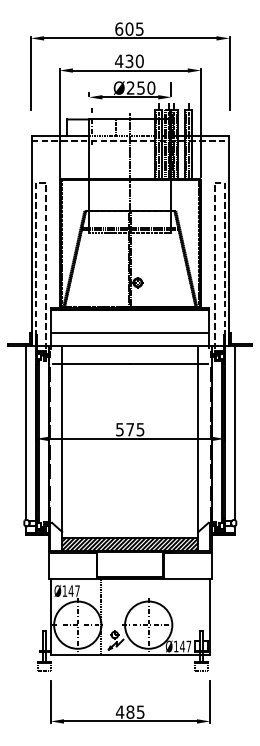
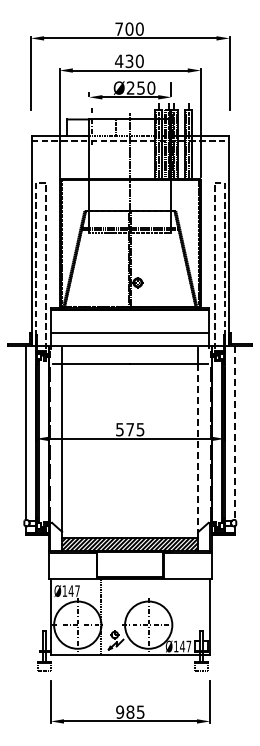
text: 605 -> 700 (129, 28)
line: solid -> dashed (234, 433)
line: solid -> dashed (198, 448)
text: 485 -> 985 (119, 711)
